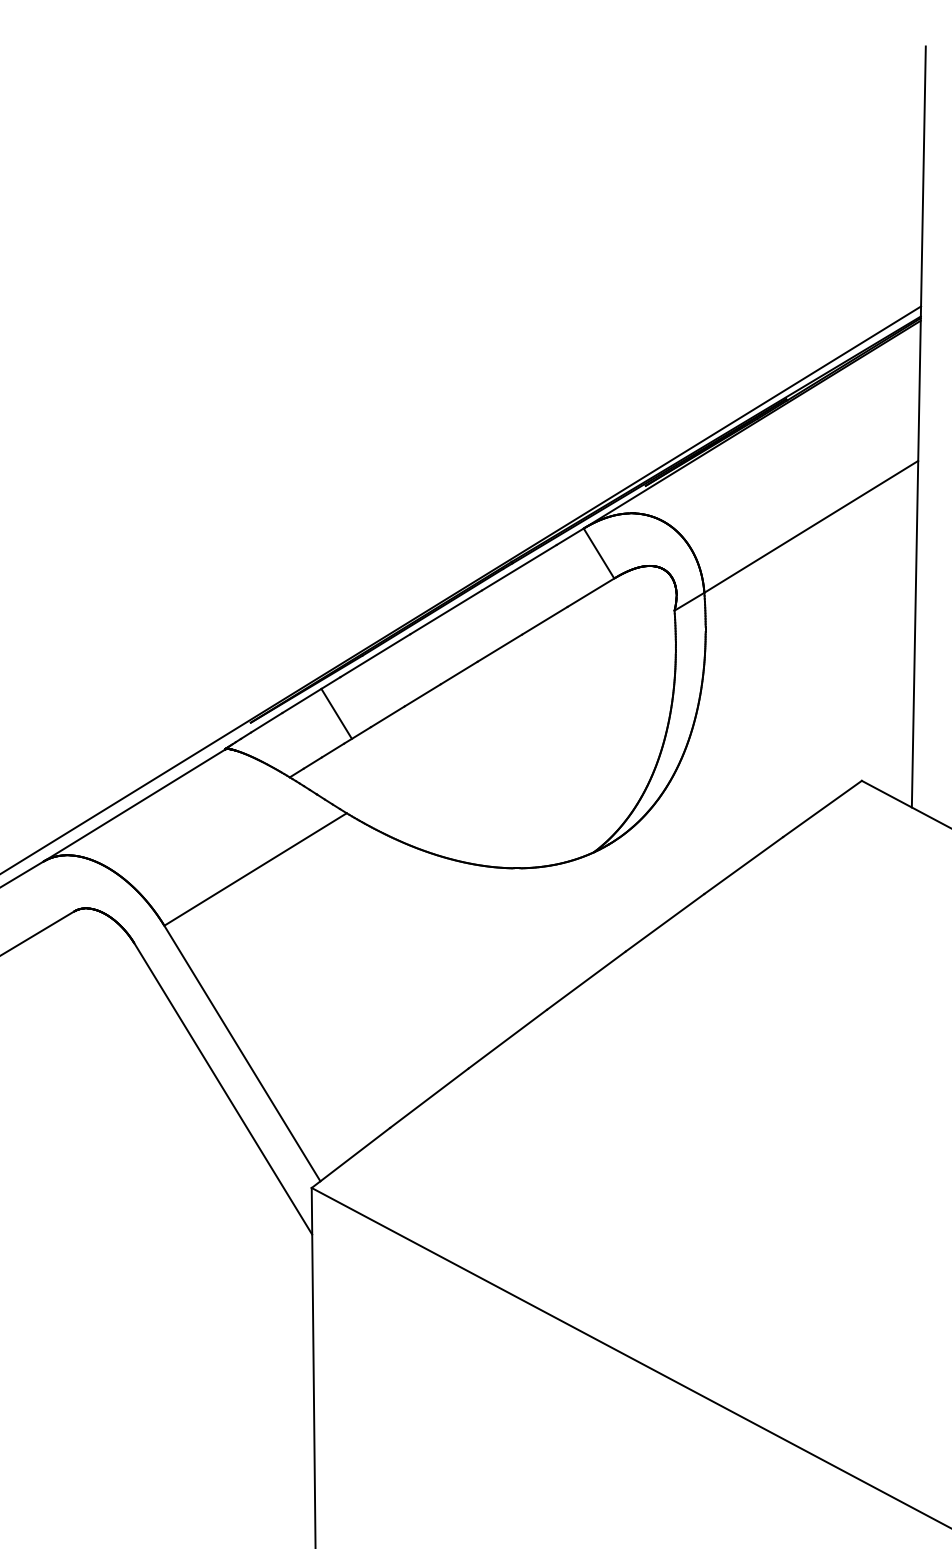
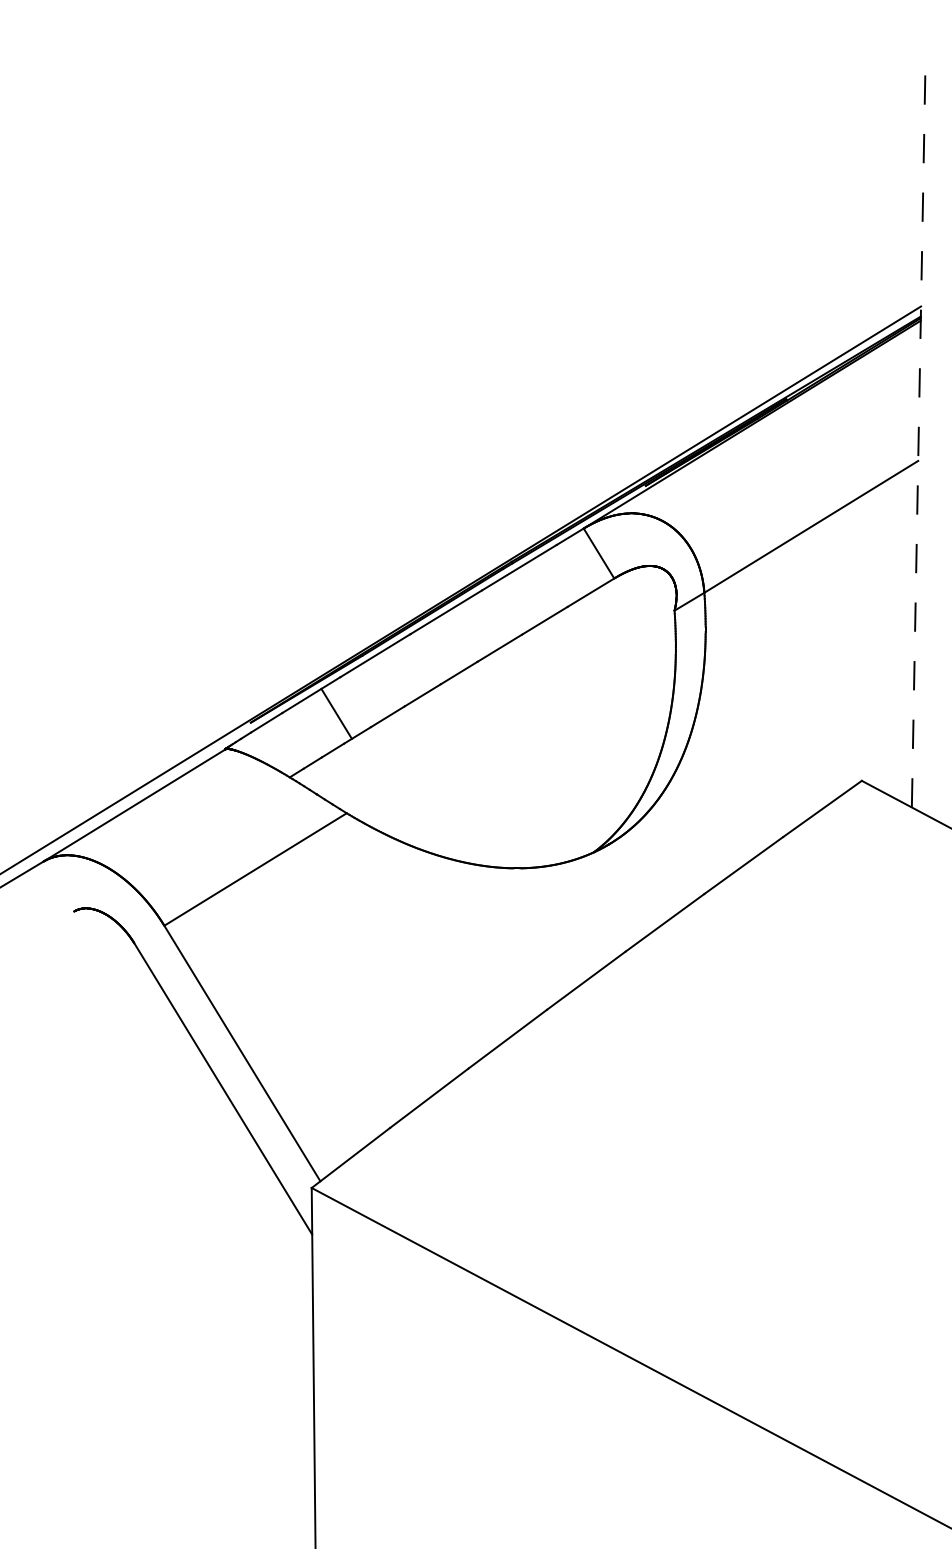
line: solid -> dashed (918, 426)
line: present -> none (38, 932)
